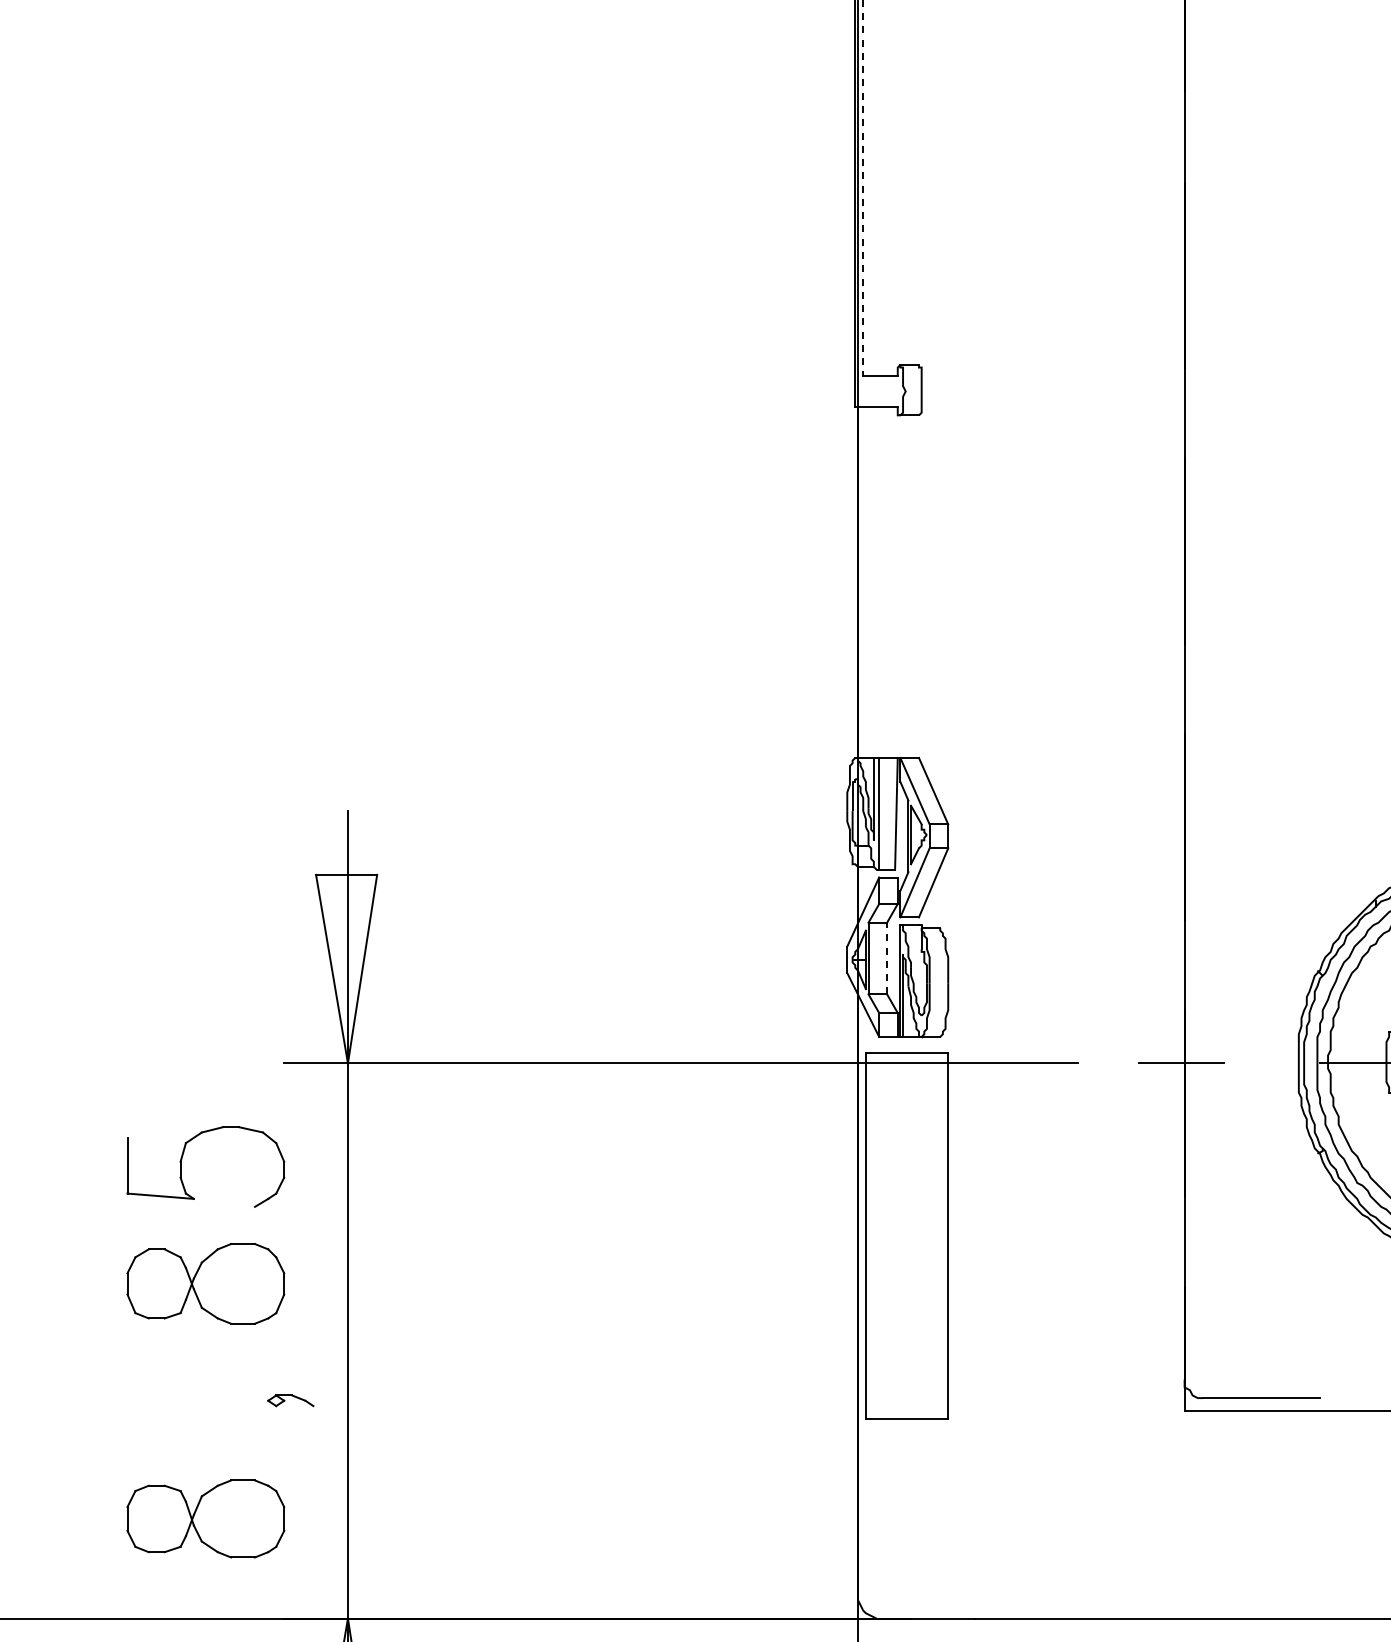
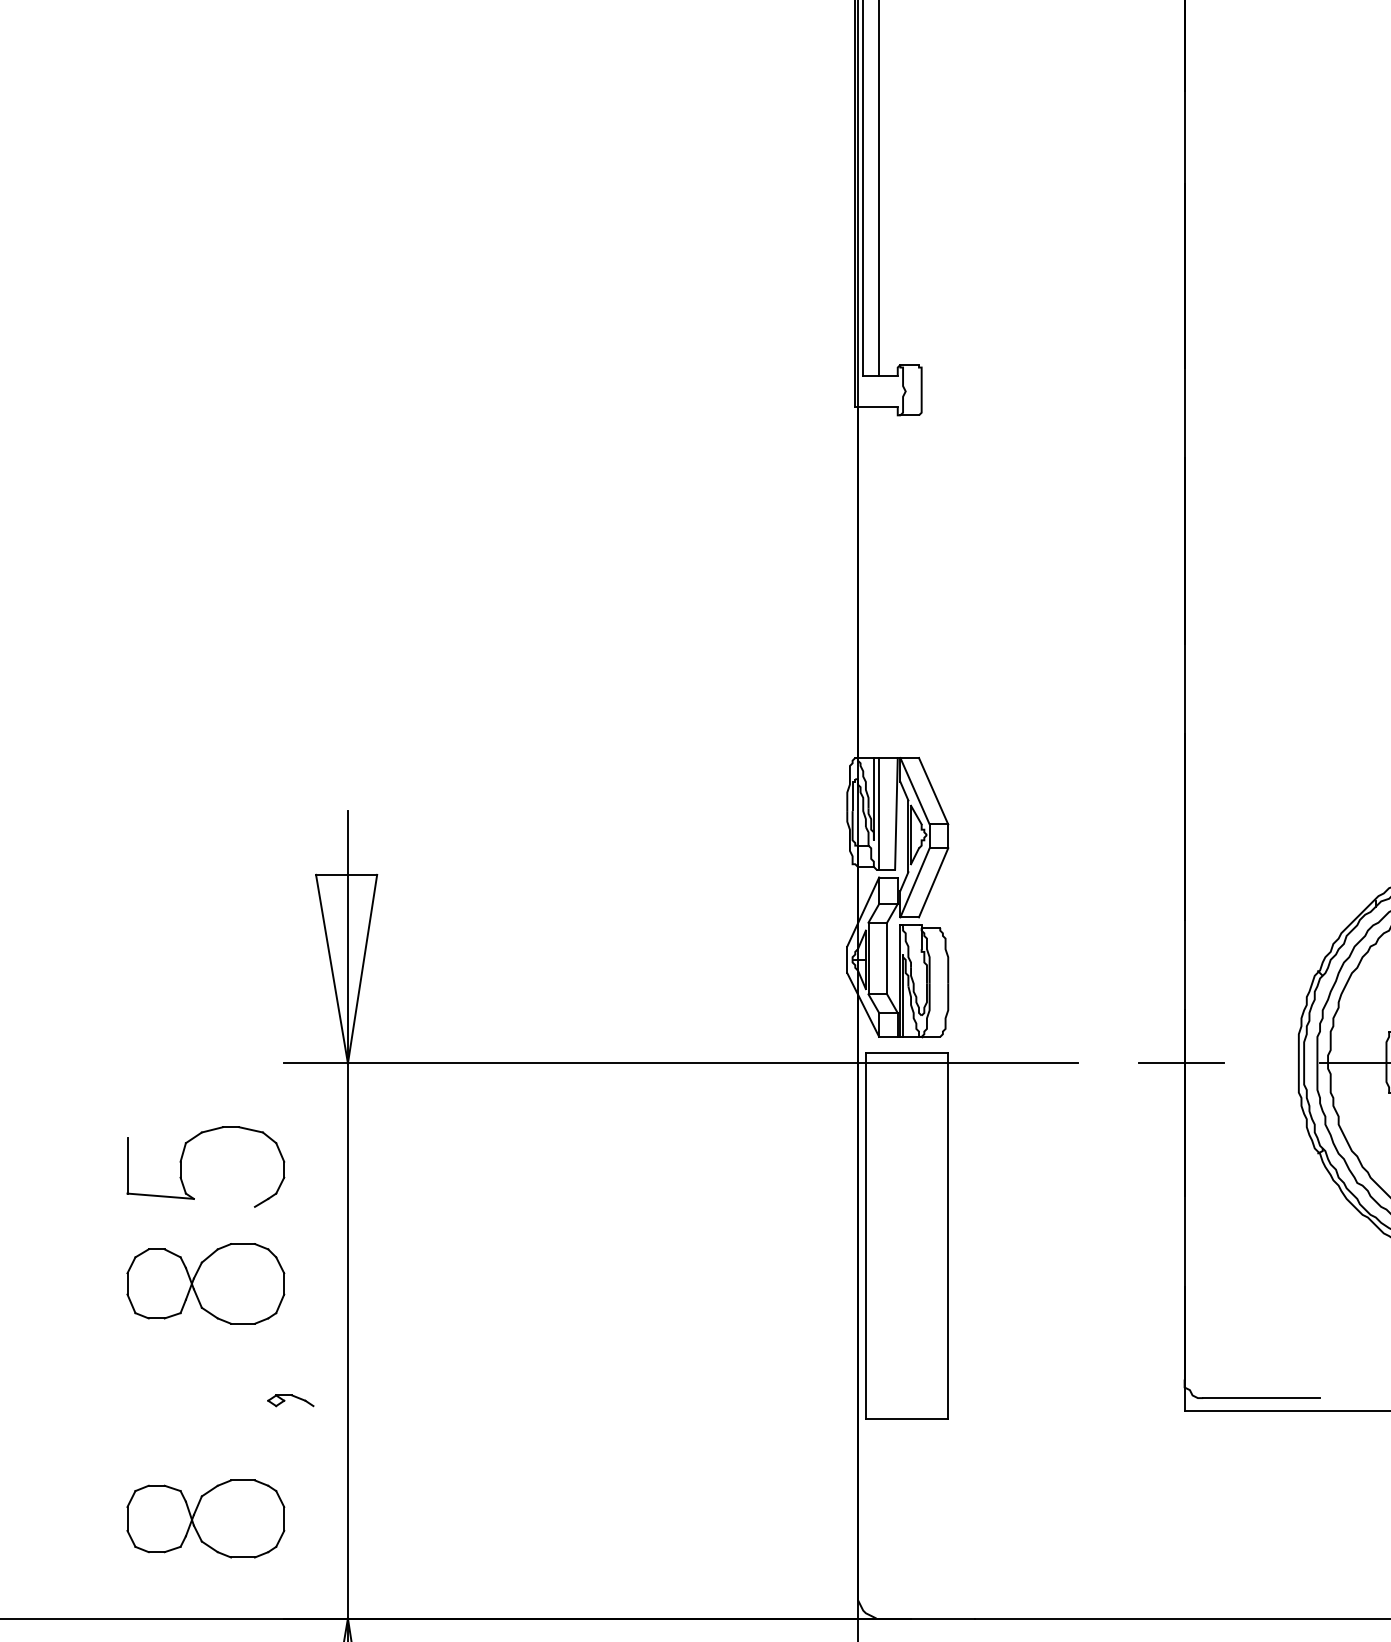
line: dashed -> solid (863, 188)
line: none -> present (879, 188)
line: dashed -> solid (887, 958)
